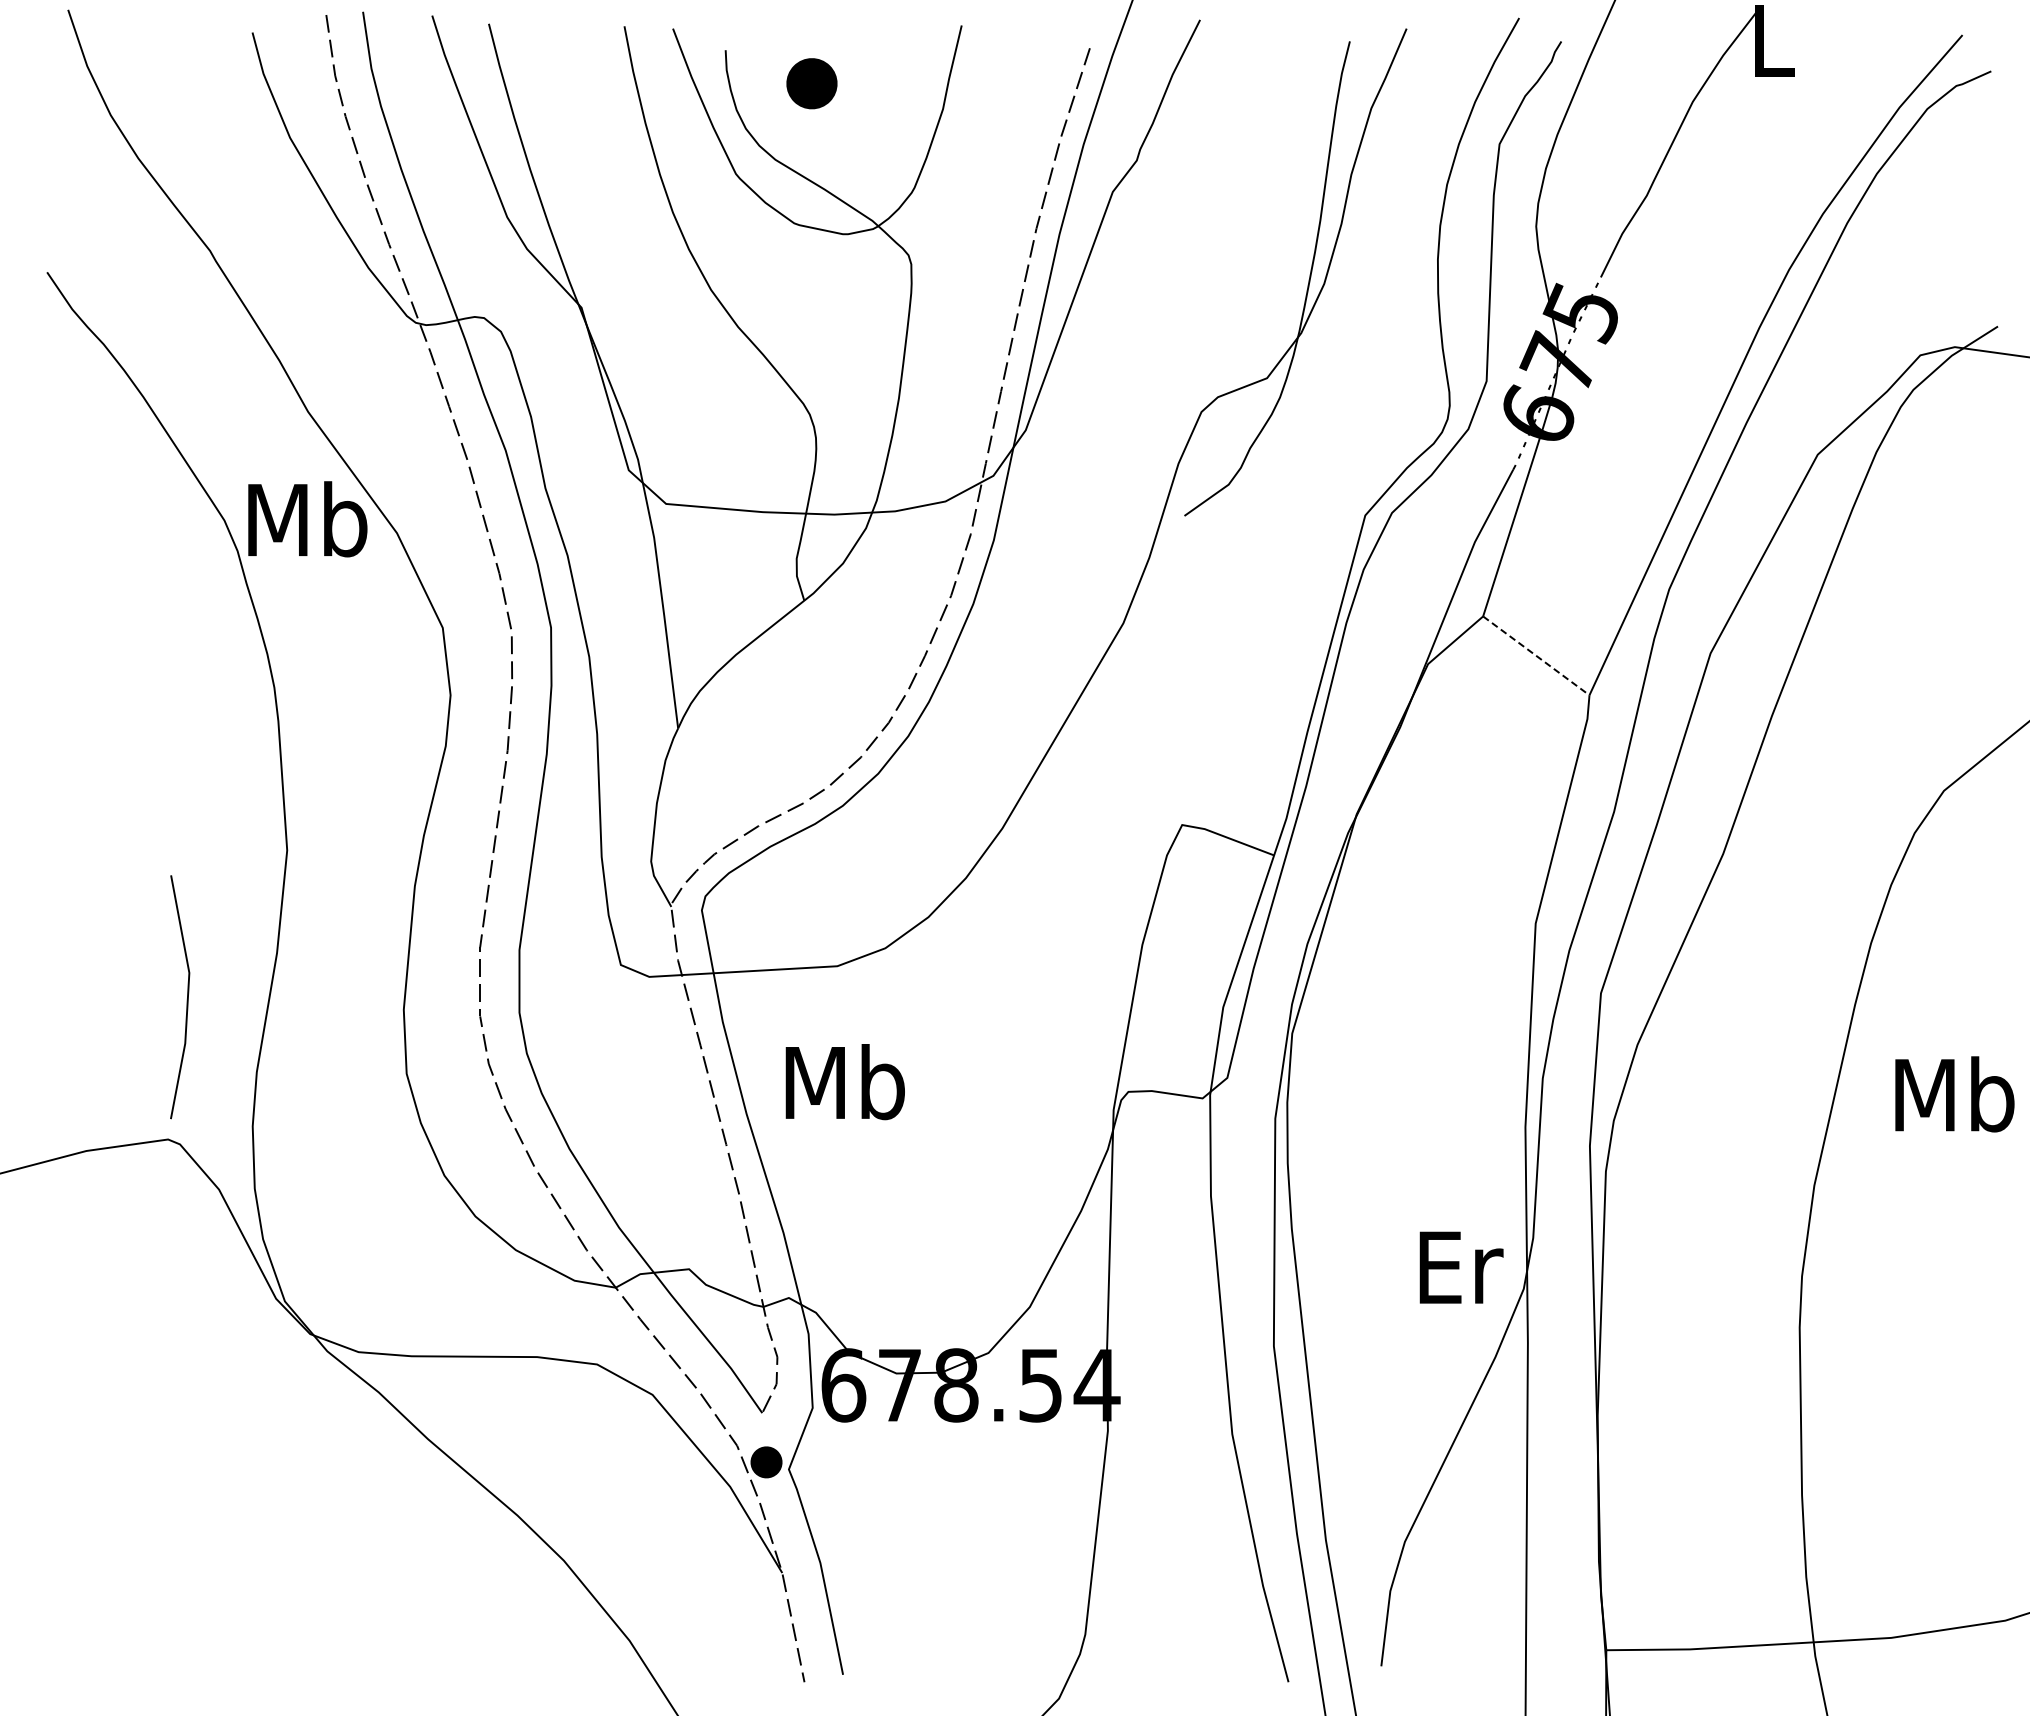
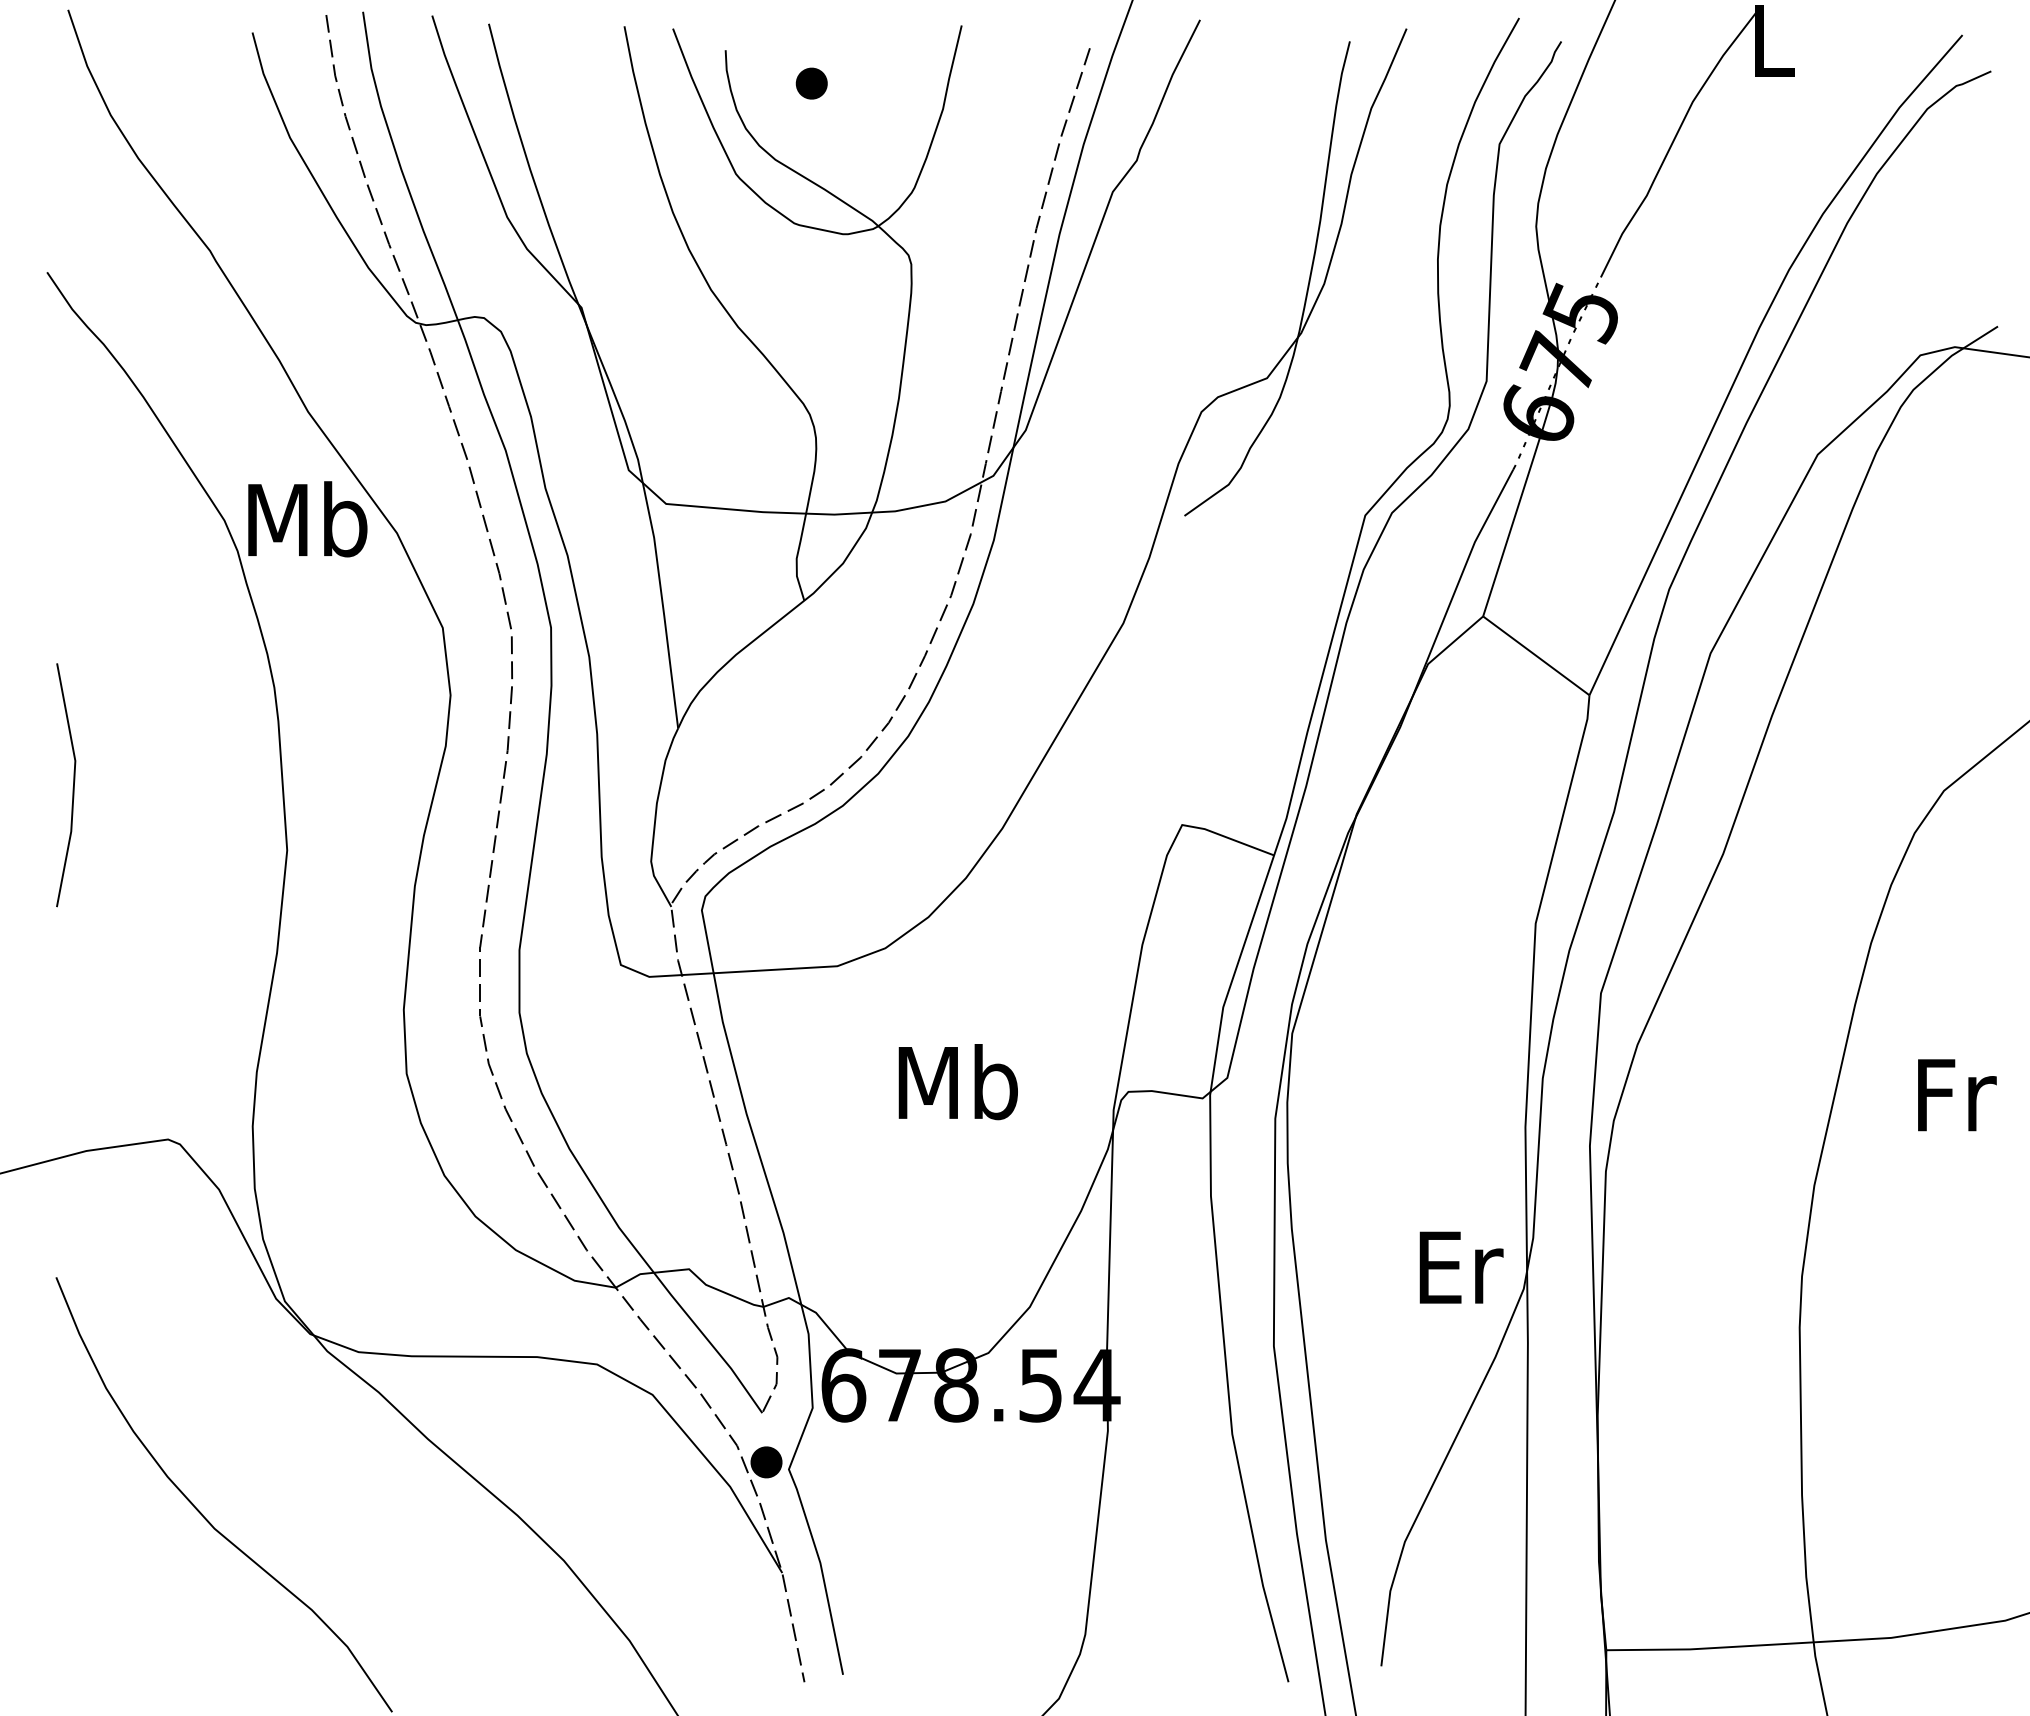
part size: 52x52 px -> 33x33 px (811, 83)
line: dashed -> solid (1536, 656)
line position: (186, 999) -> (72, 787) (72, 787)
text position: (844, 1082) -> (957, 1082) (957, 1082)
text: Mb -> Fr (1954, 1094)
curve: none -> present (202, 1513)
